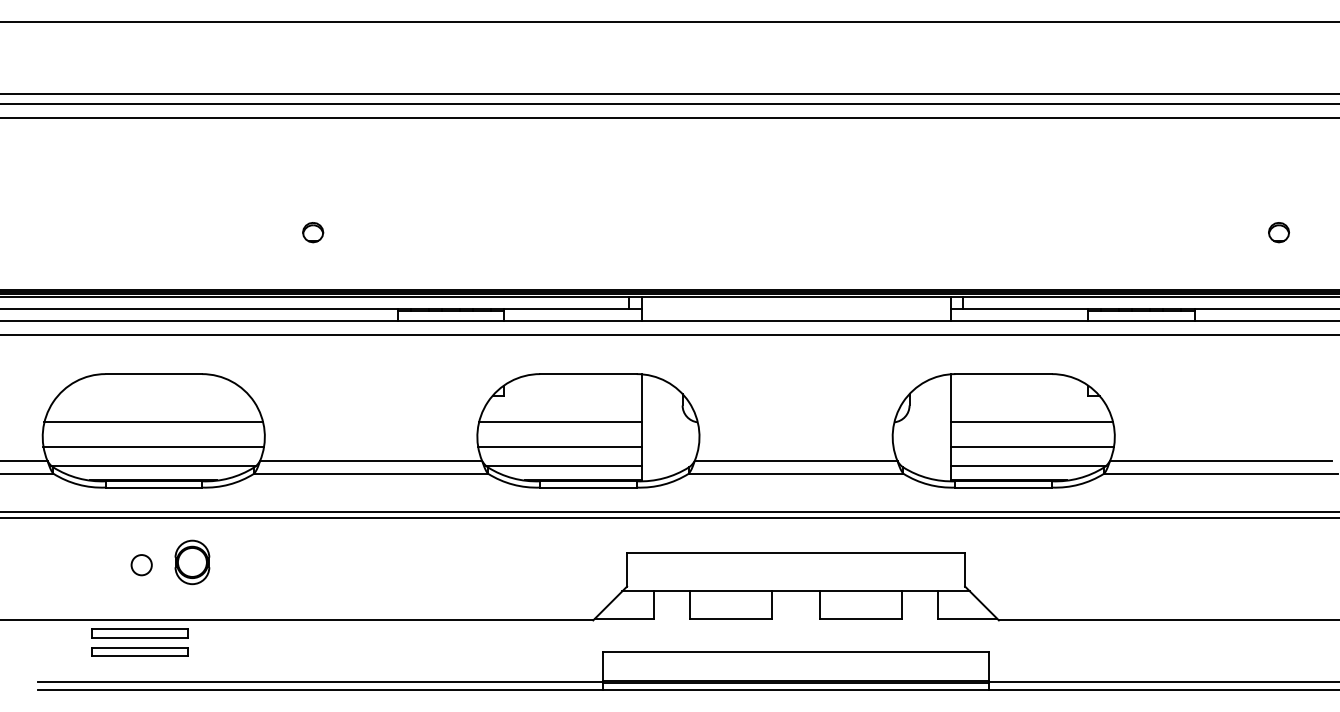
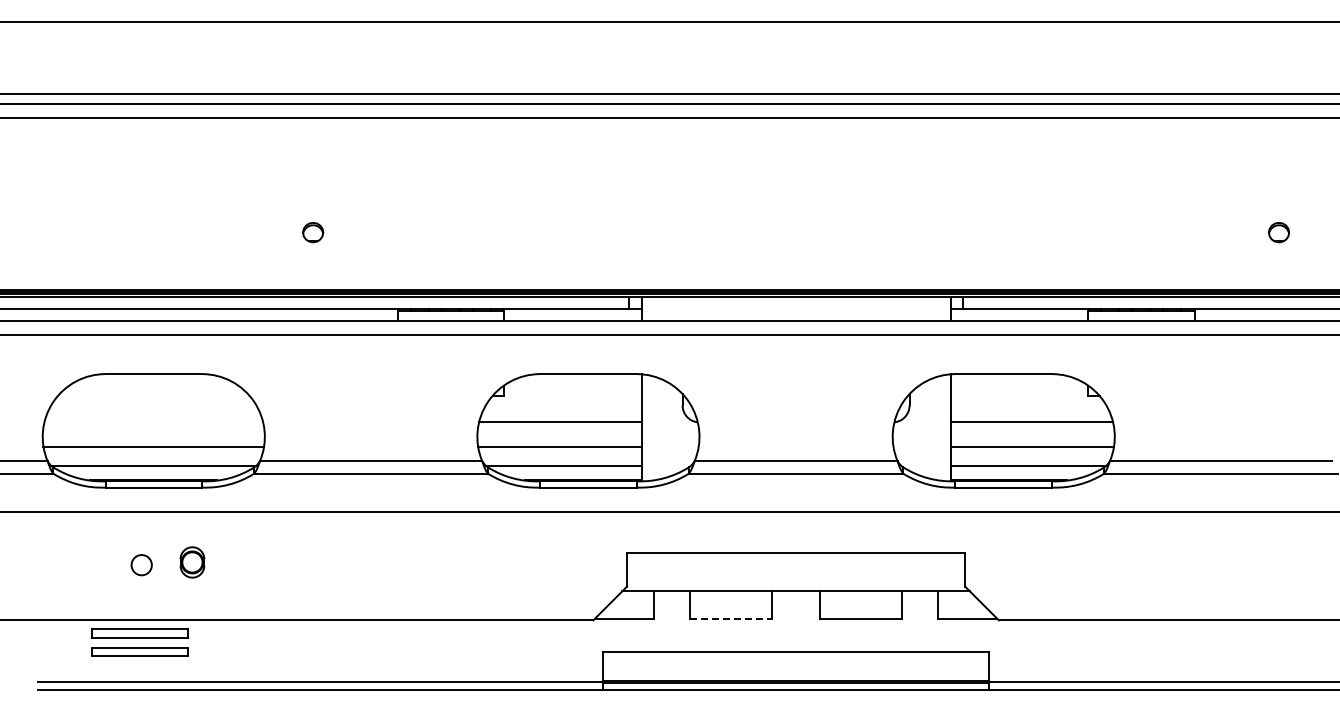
line: present -> none (153, 422)
line: present -> none (669, 518)
part size: 37x47 px -> 27x33 px (192, 562)
line: solid -> dashed (731, 618)
